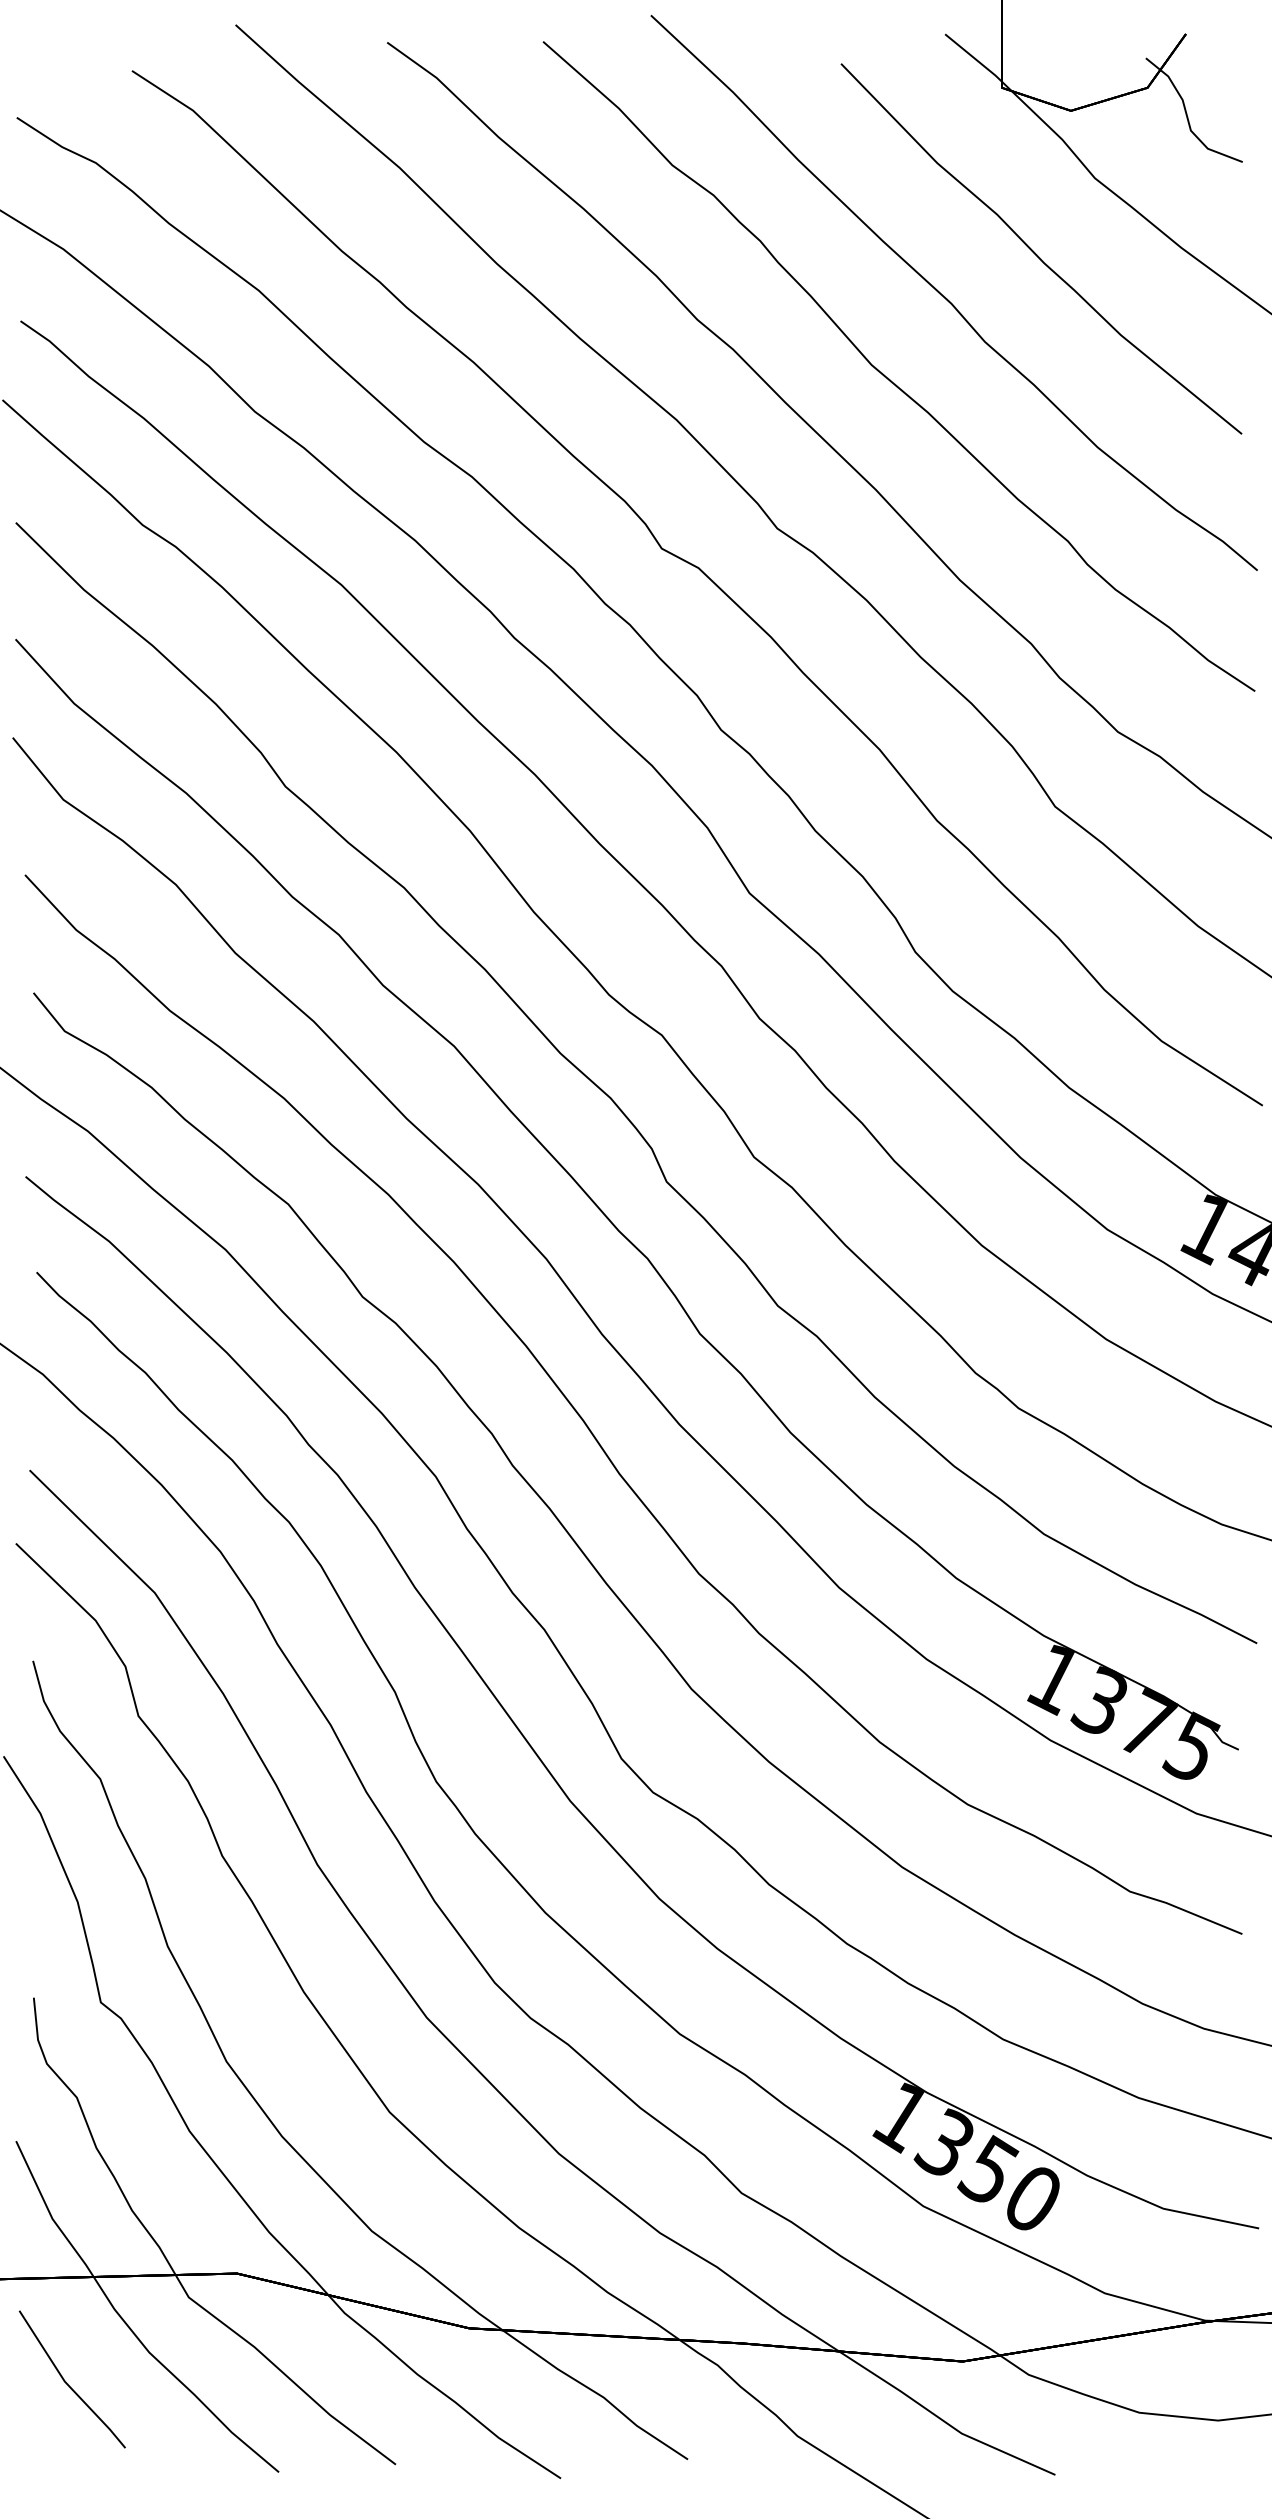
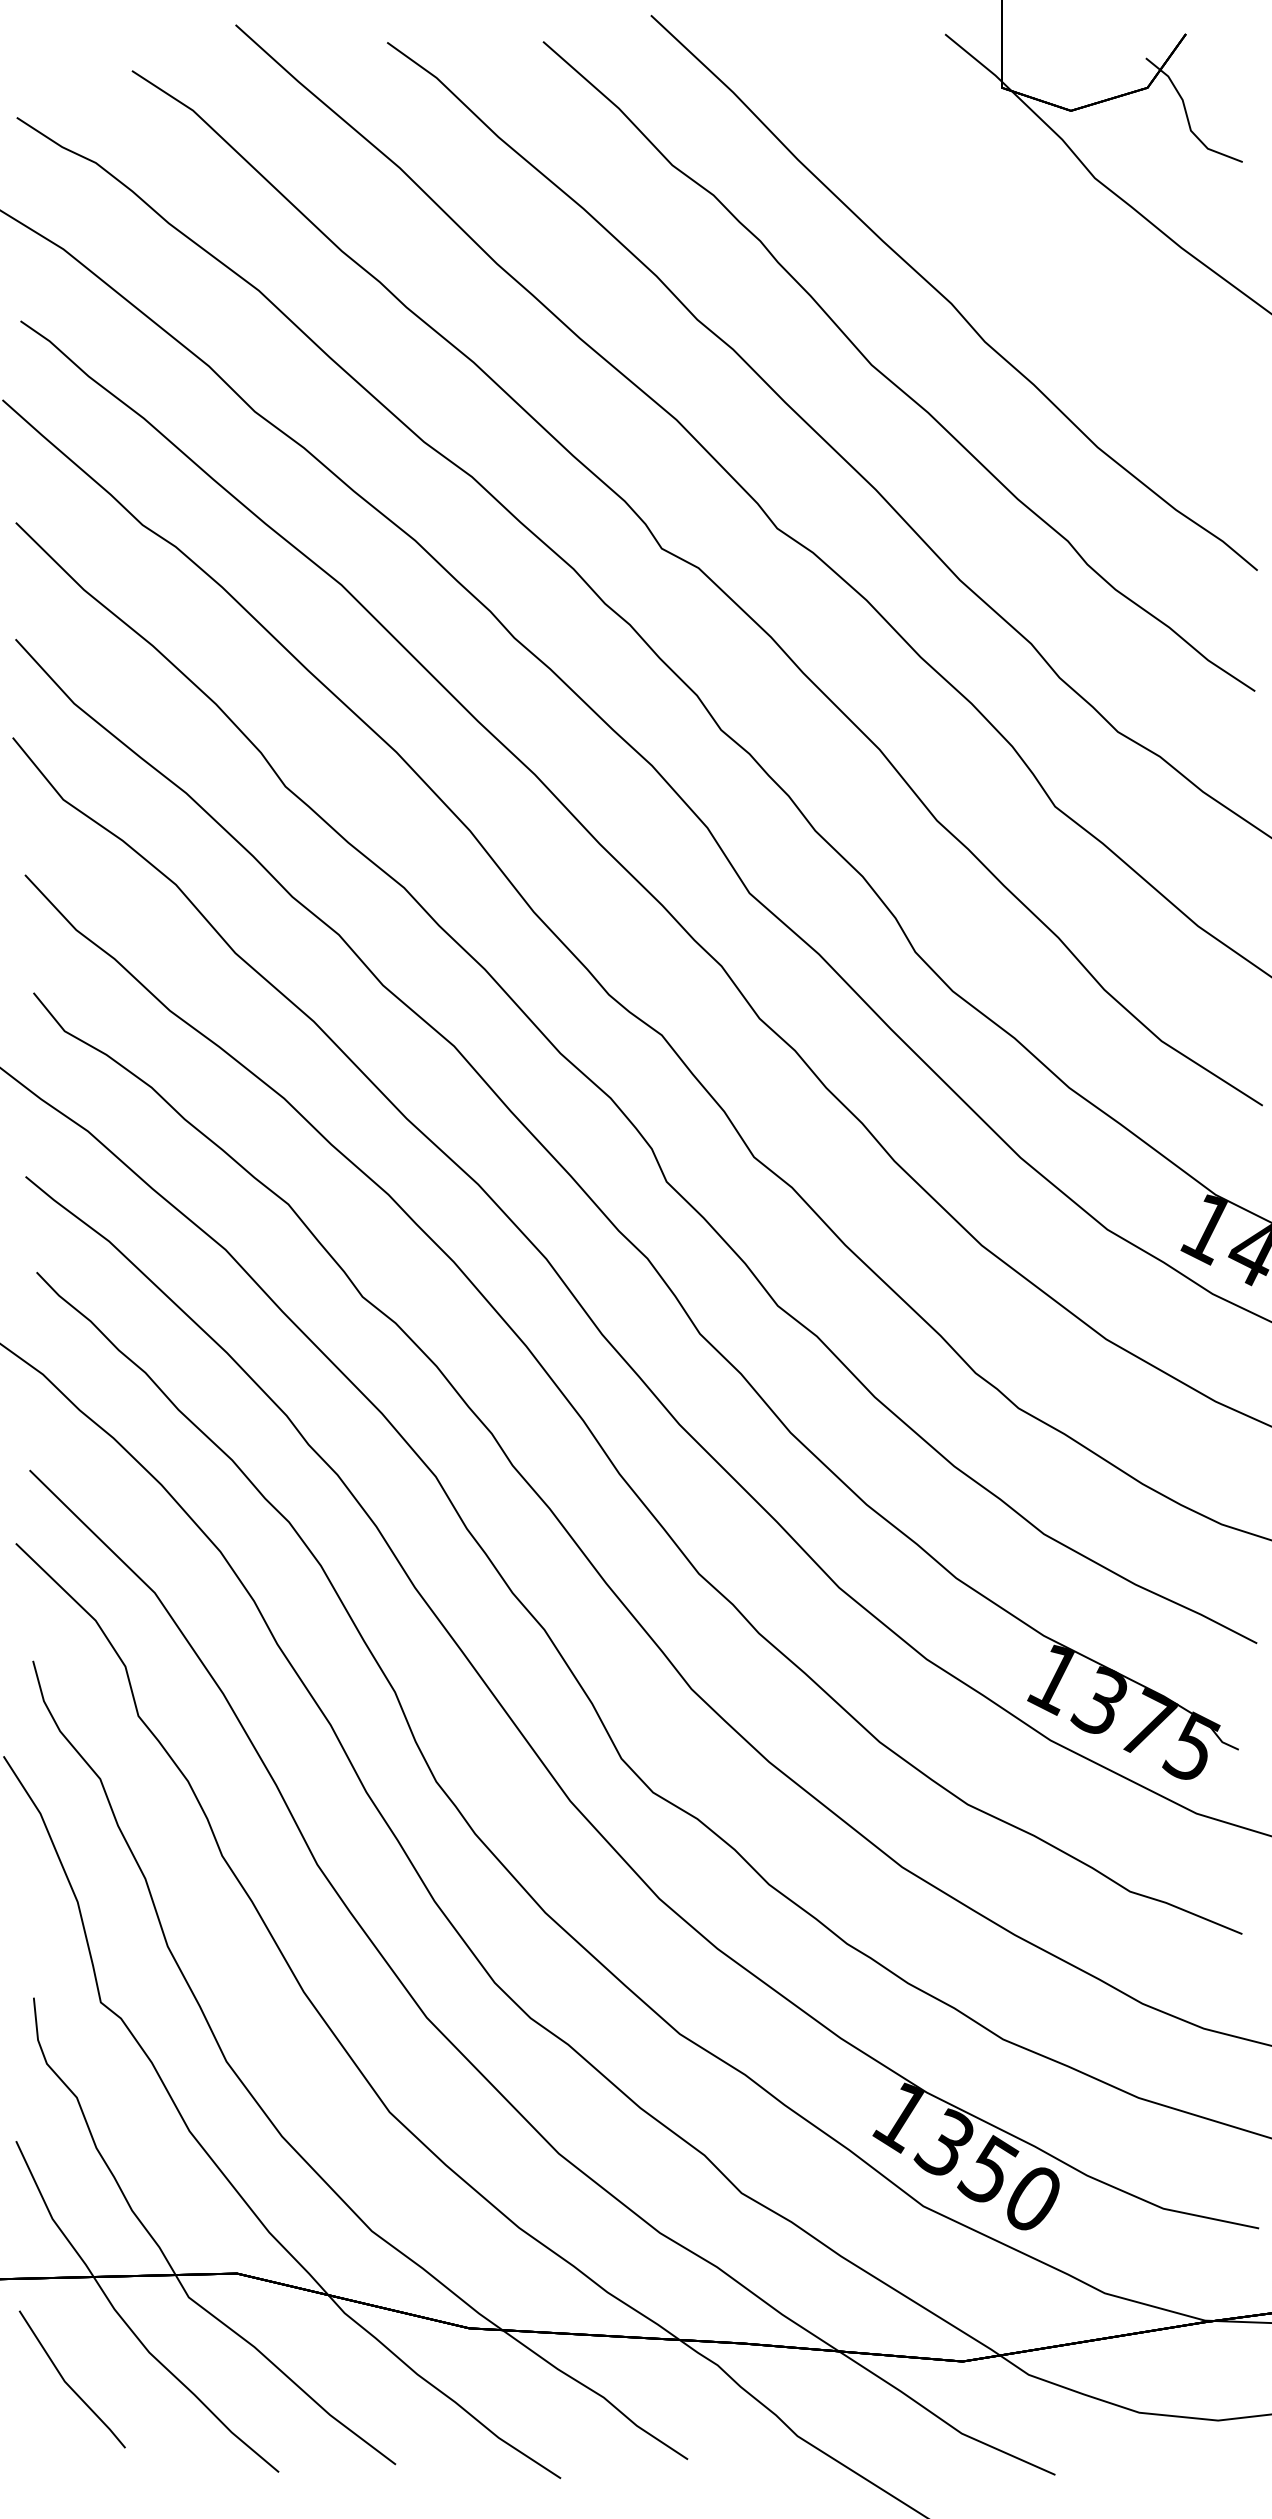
part: present -> none (1036, 253)
